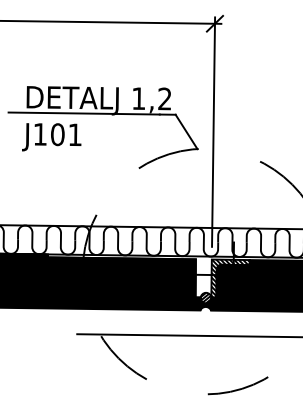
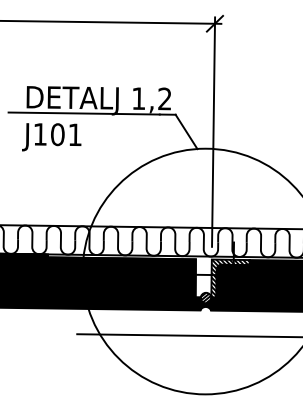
circle: dashed -> solid (192, 271)
